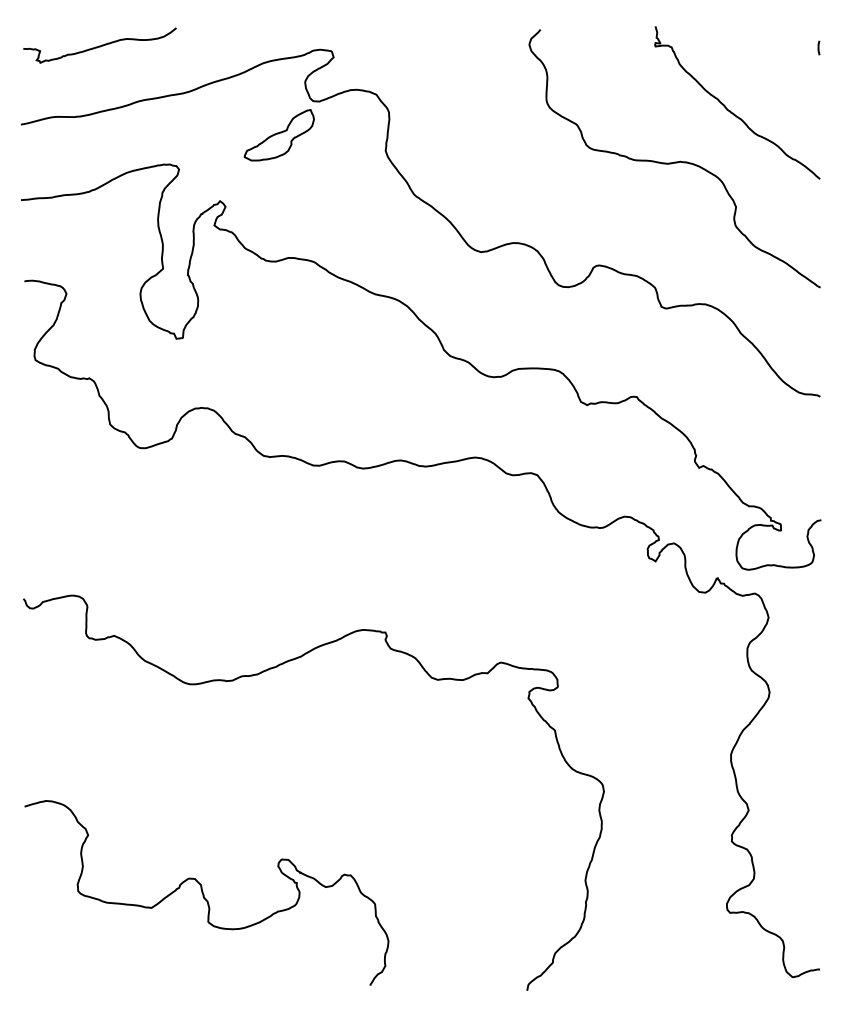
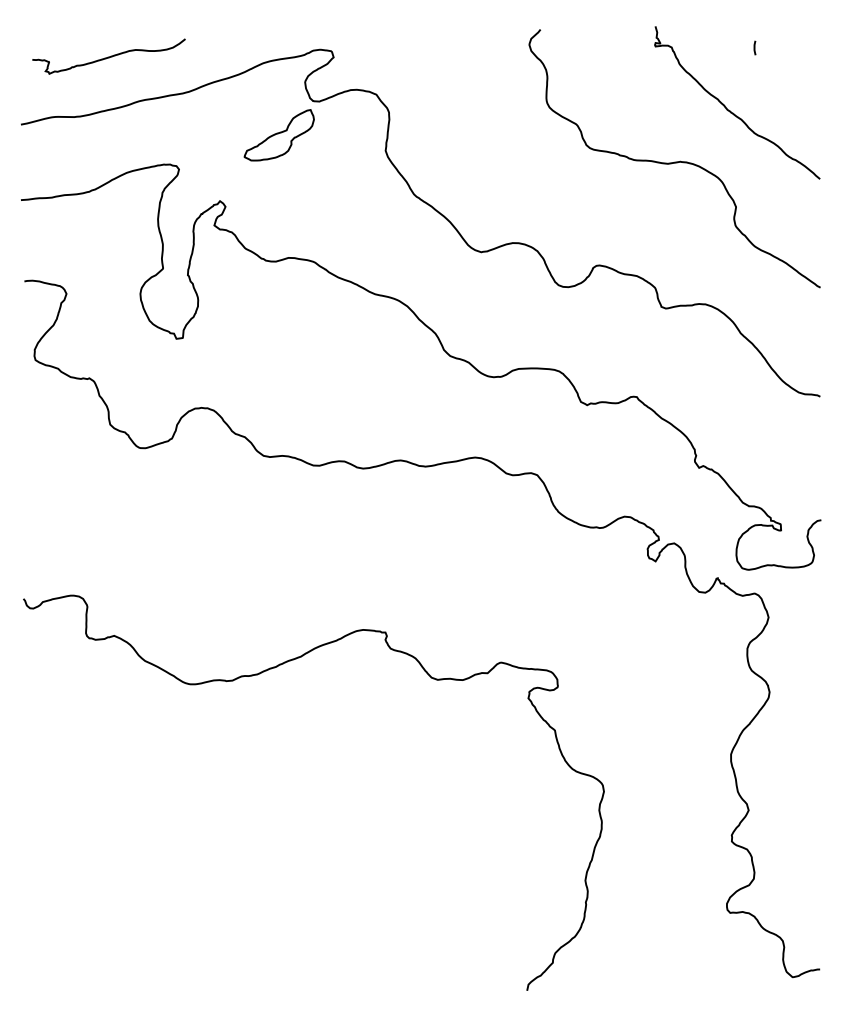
curve position: (99, 45) -> (108, 56) (108, 56)
line position: (818, 47) -> (754, 47) (754, 47)
curve: present -> none (204, 894)
